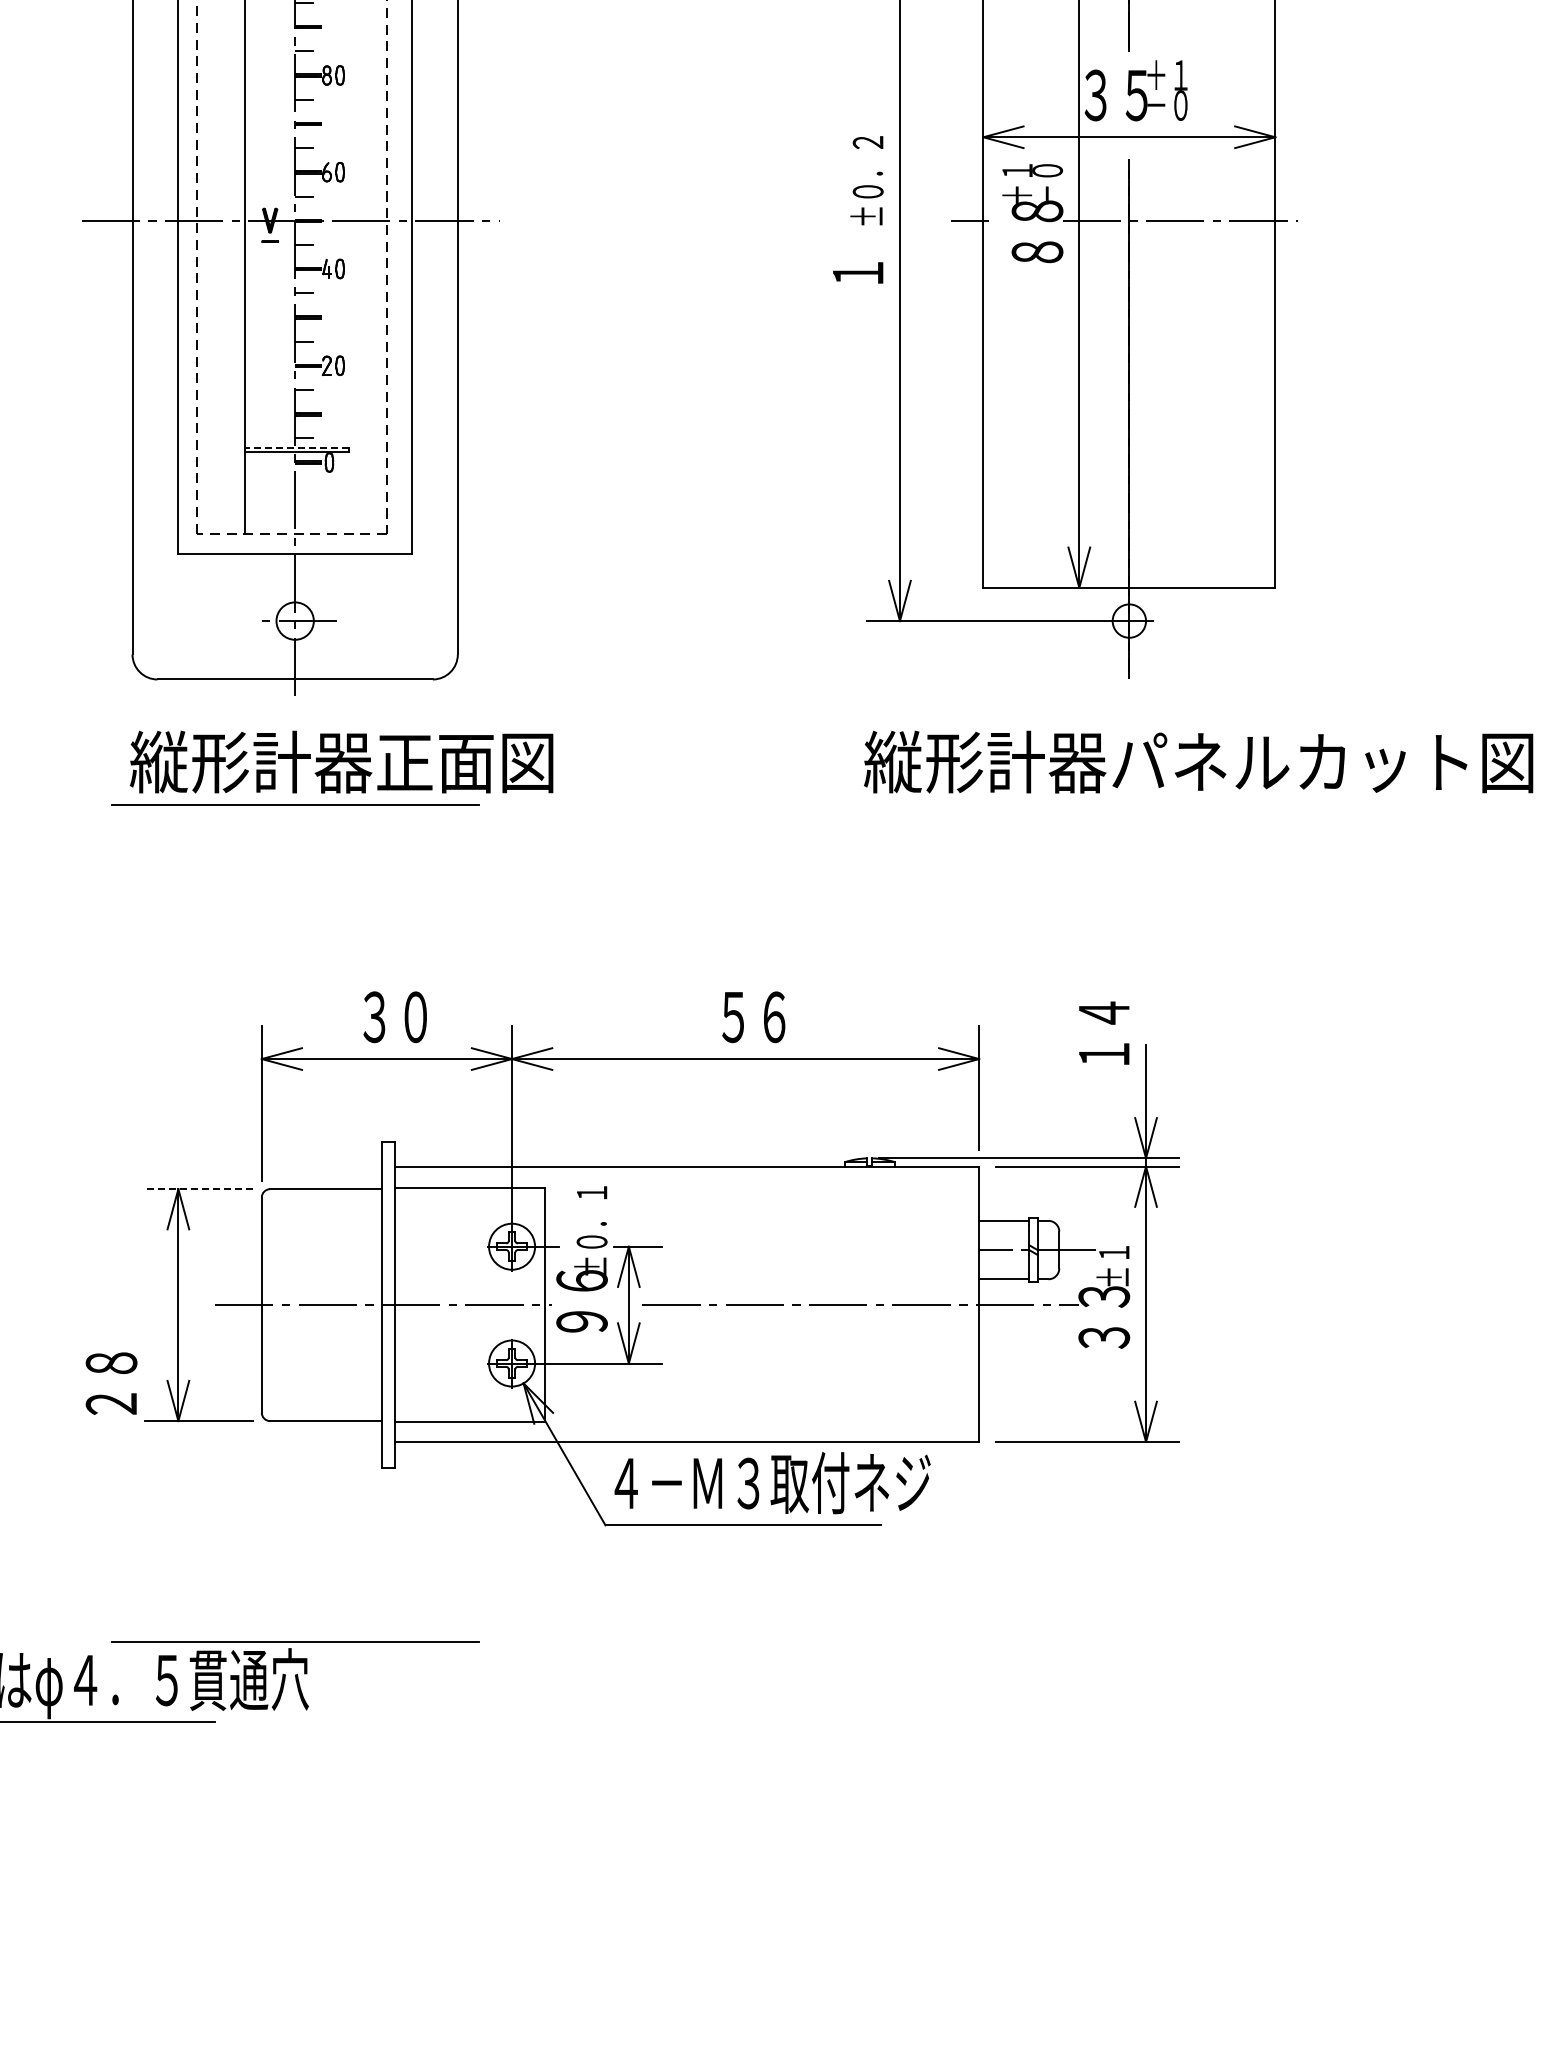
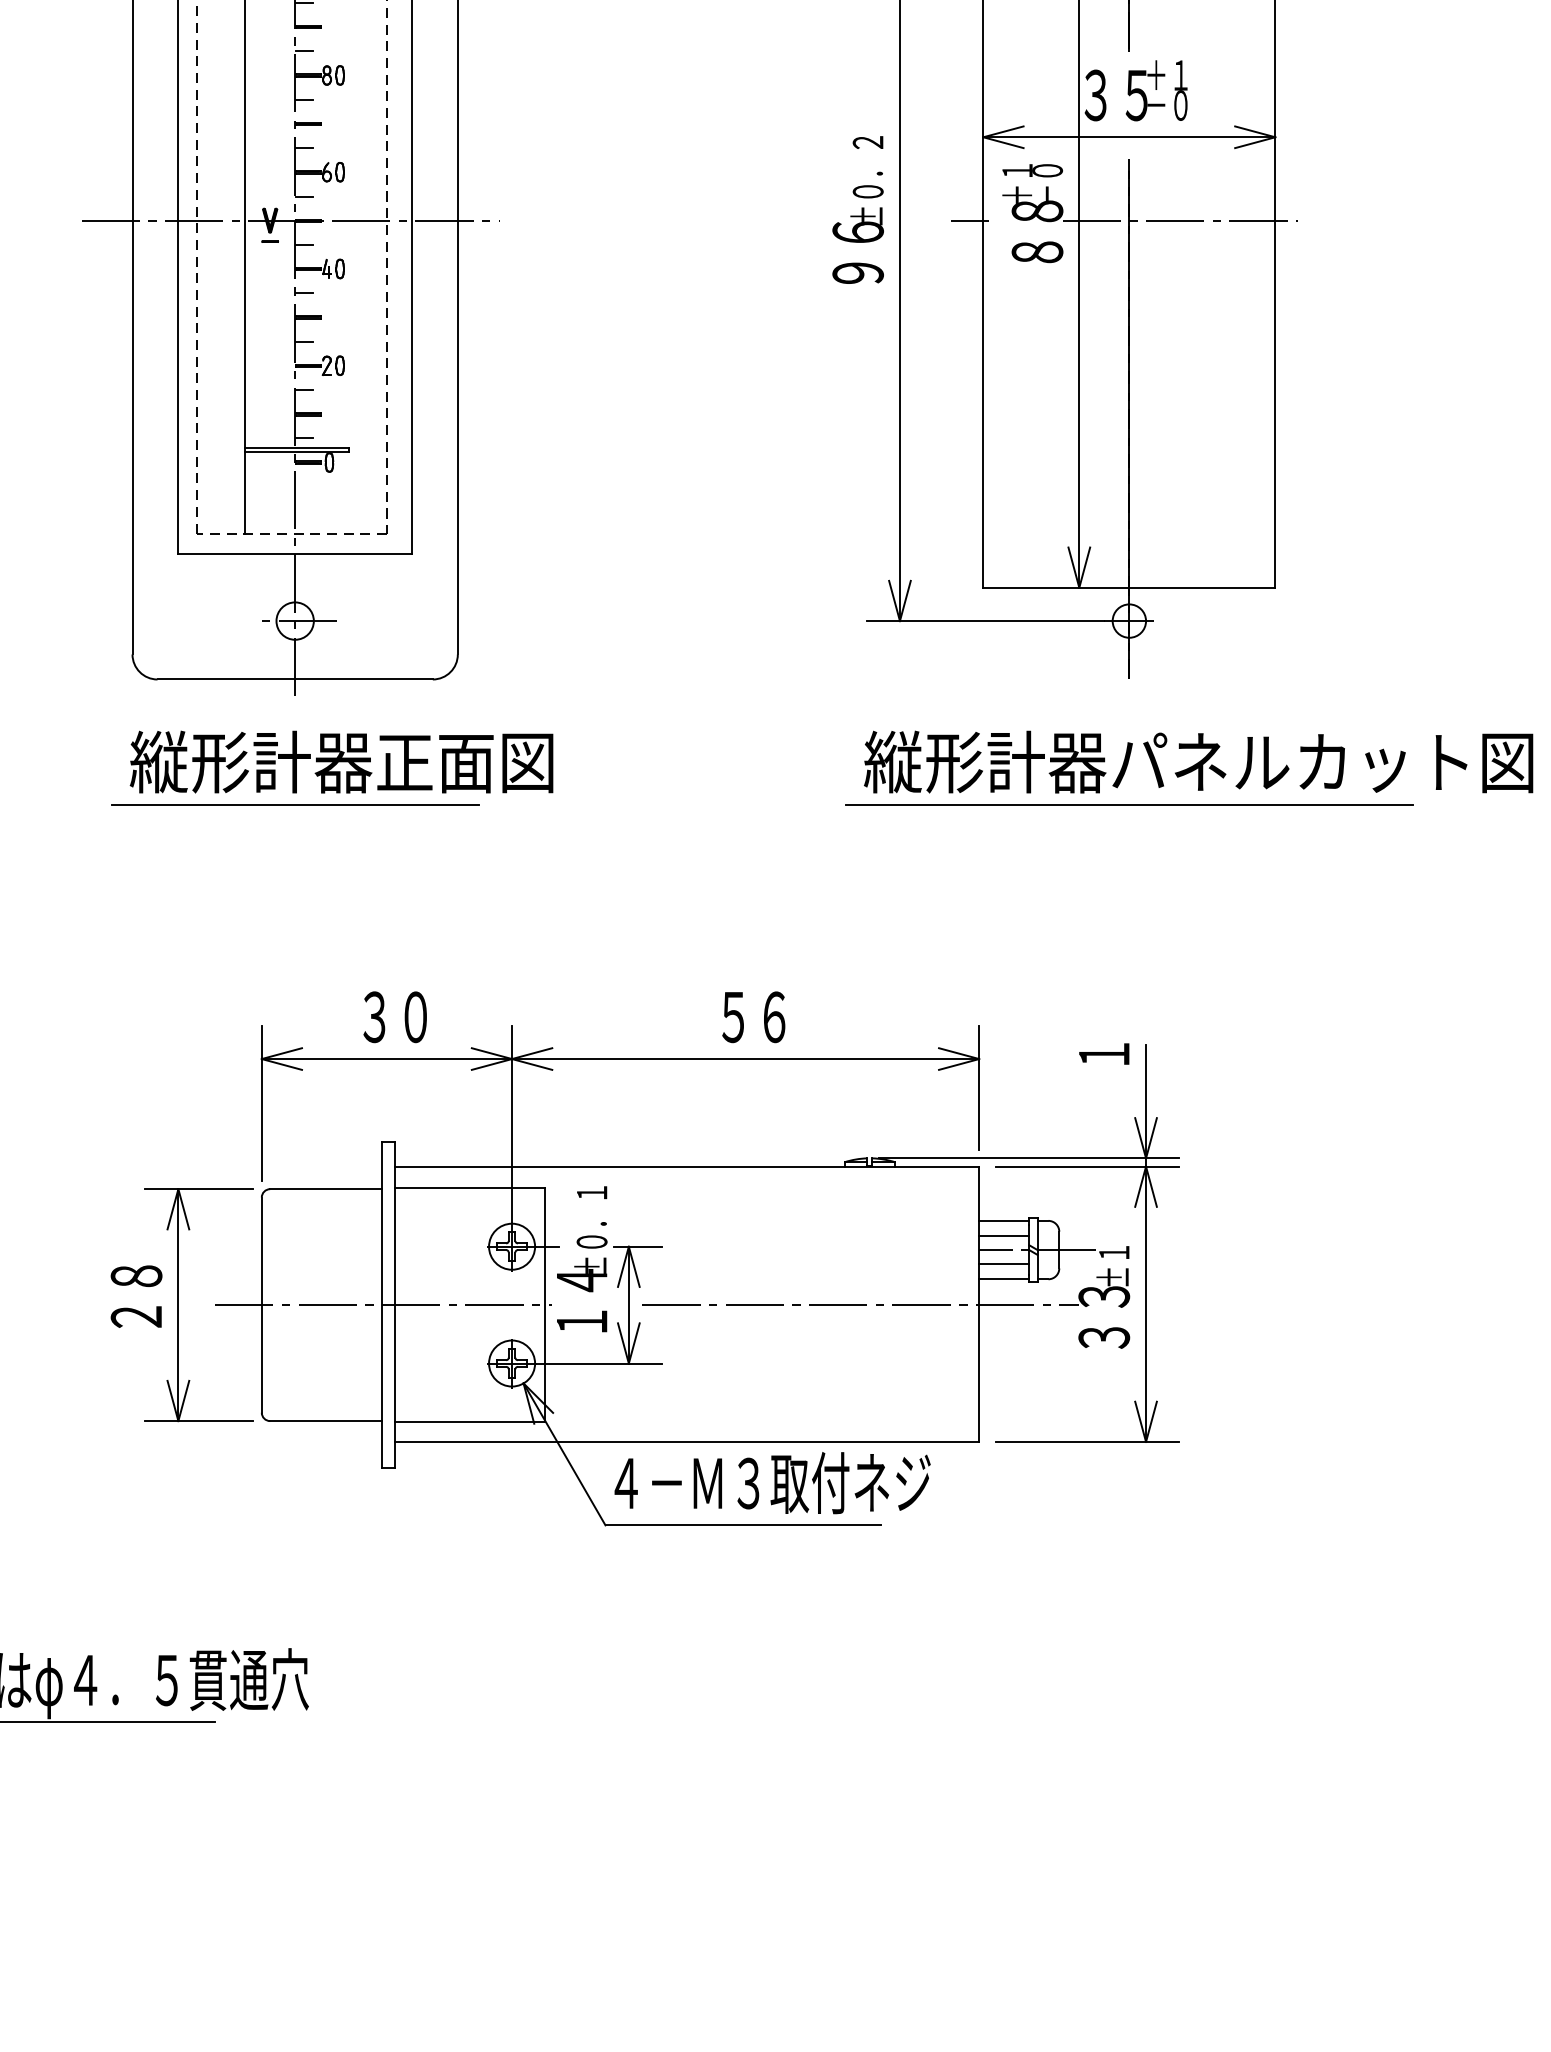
text: １ -> ９６ (857, 252)
line: dashed -> solid (296, 447)
line: none -> present (1129, 804)
text: １４ -> １ (1104, 1012)
line: dashed -> solid (198, 1189)
line: none -> present (1004, 1235)
line: none -> present (1004, 1264)
text: ９６ -> １４ (581, 1300)
text position: (111, 1383) -> (136, 1296) (136, 1296)
line: present -> none (295, 1641)
